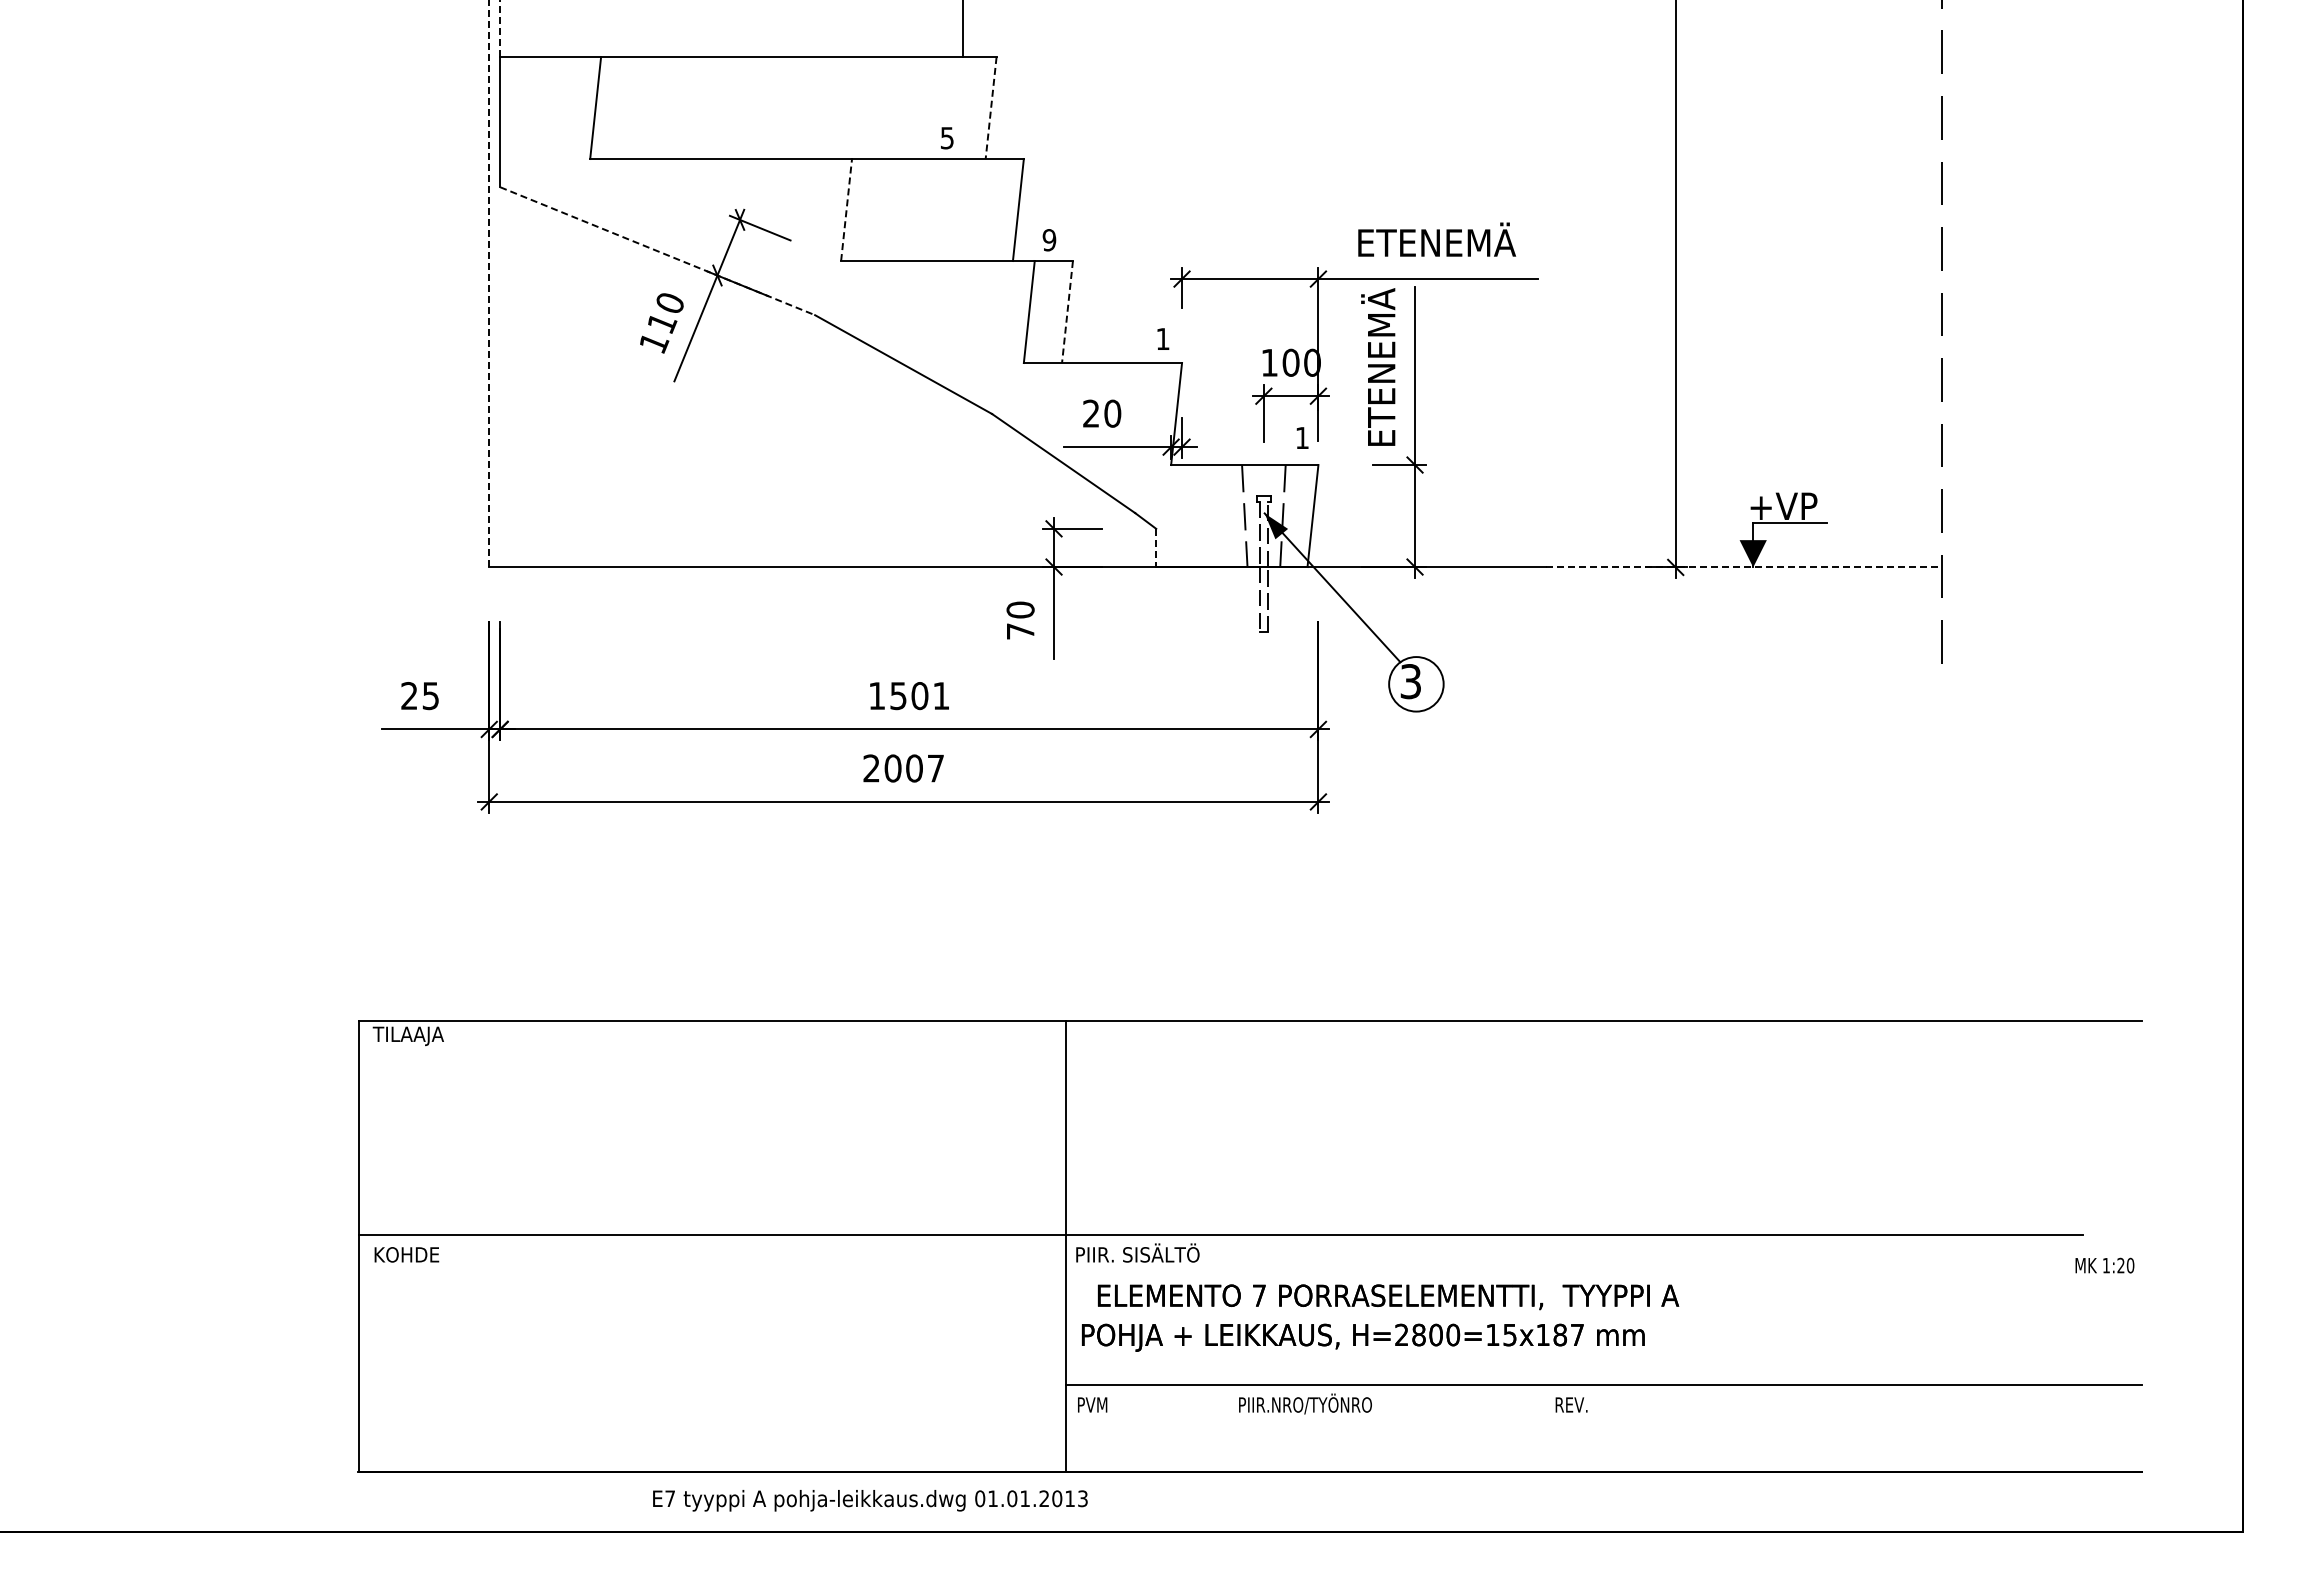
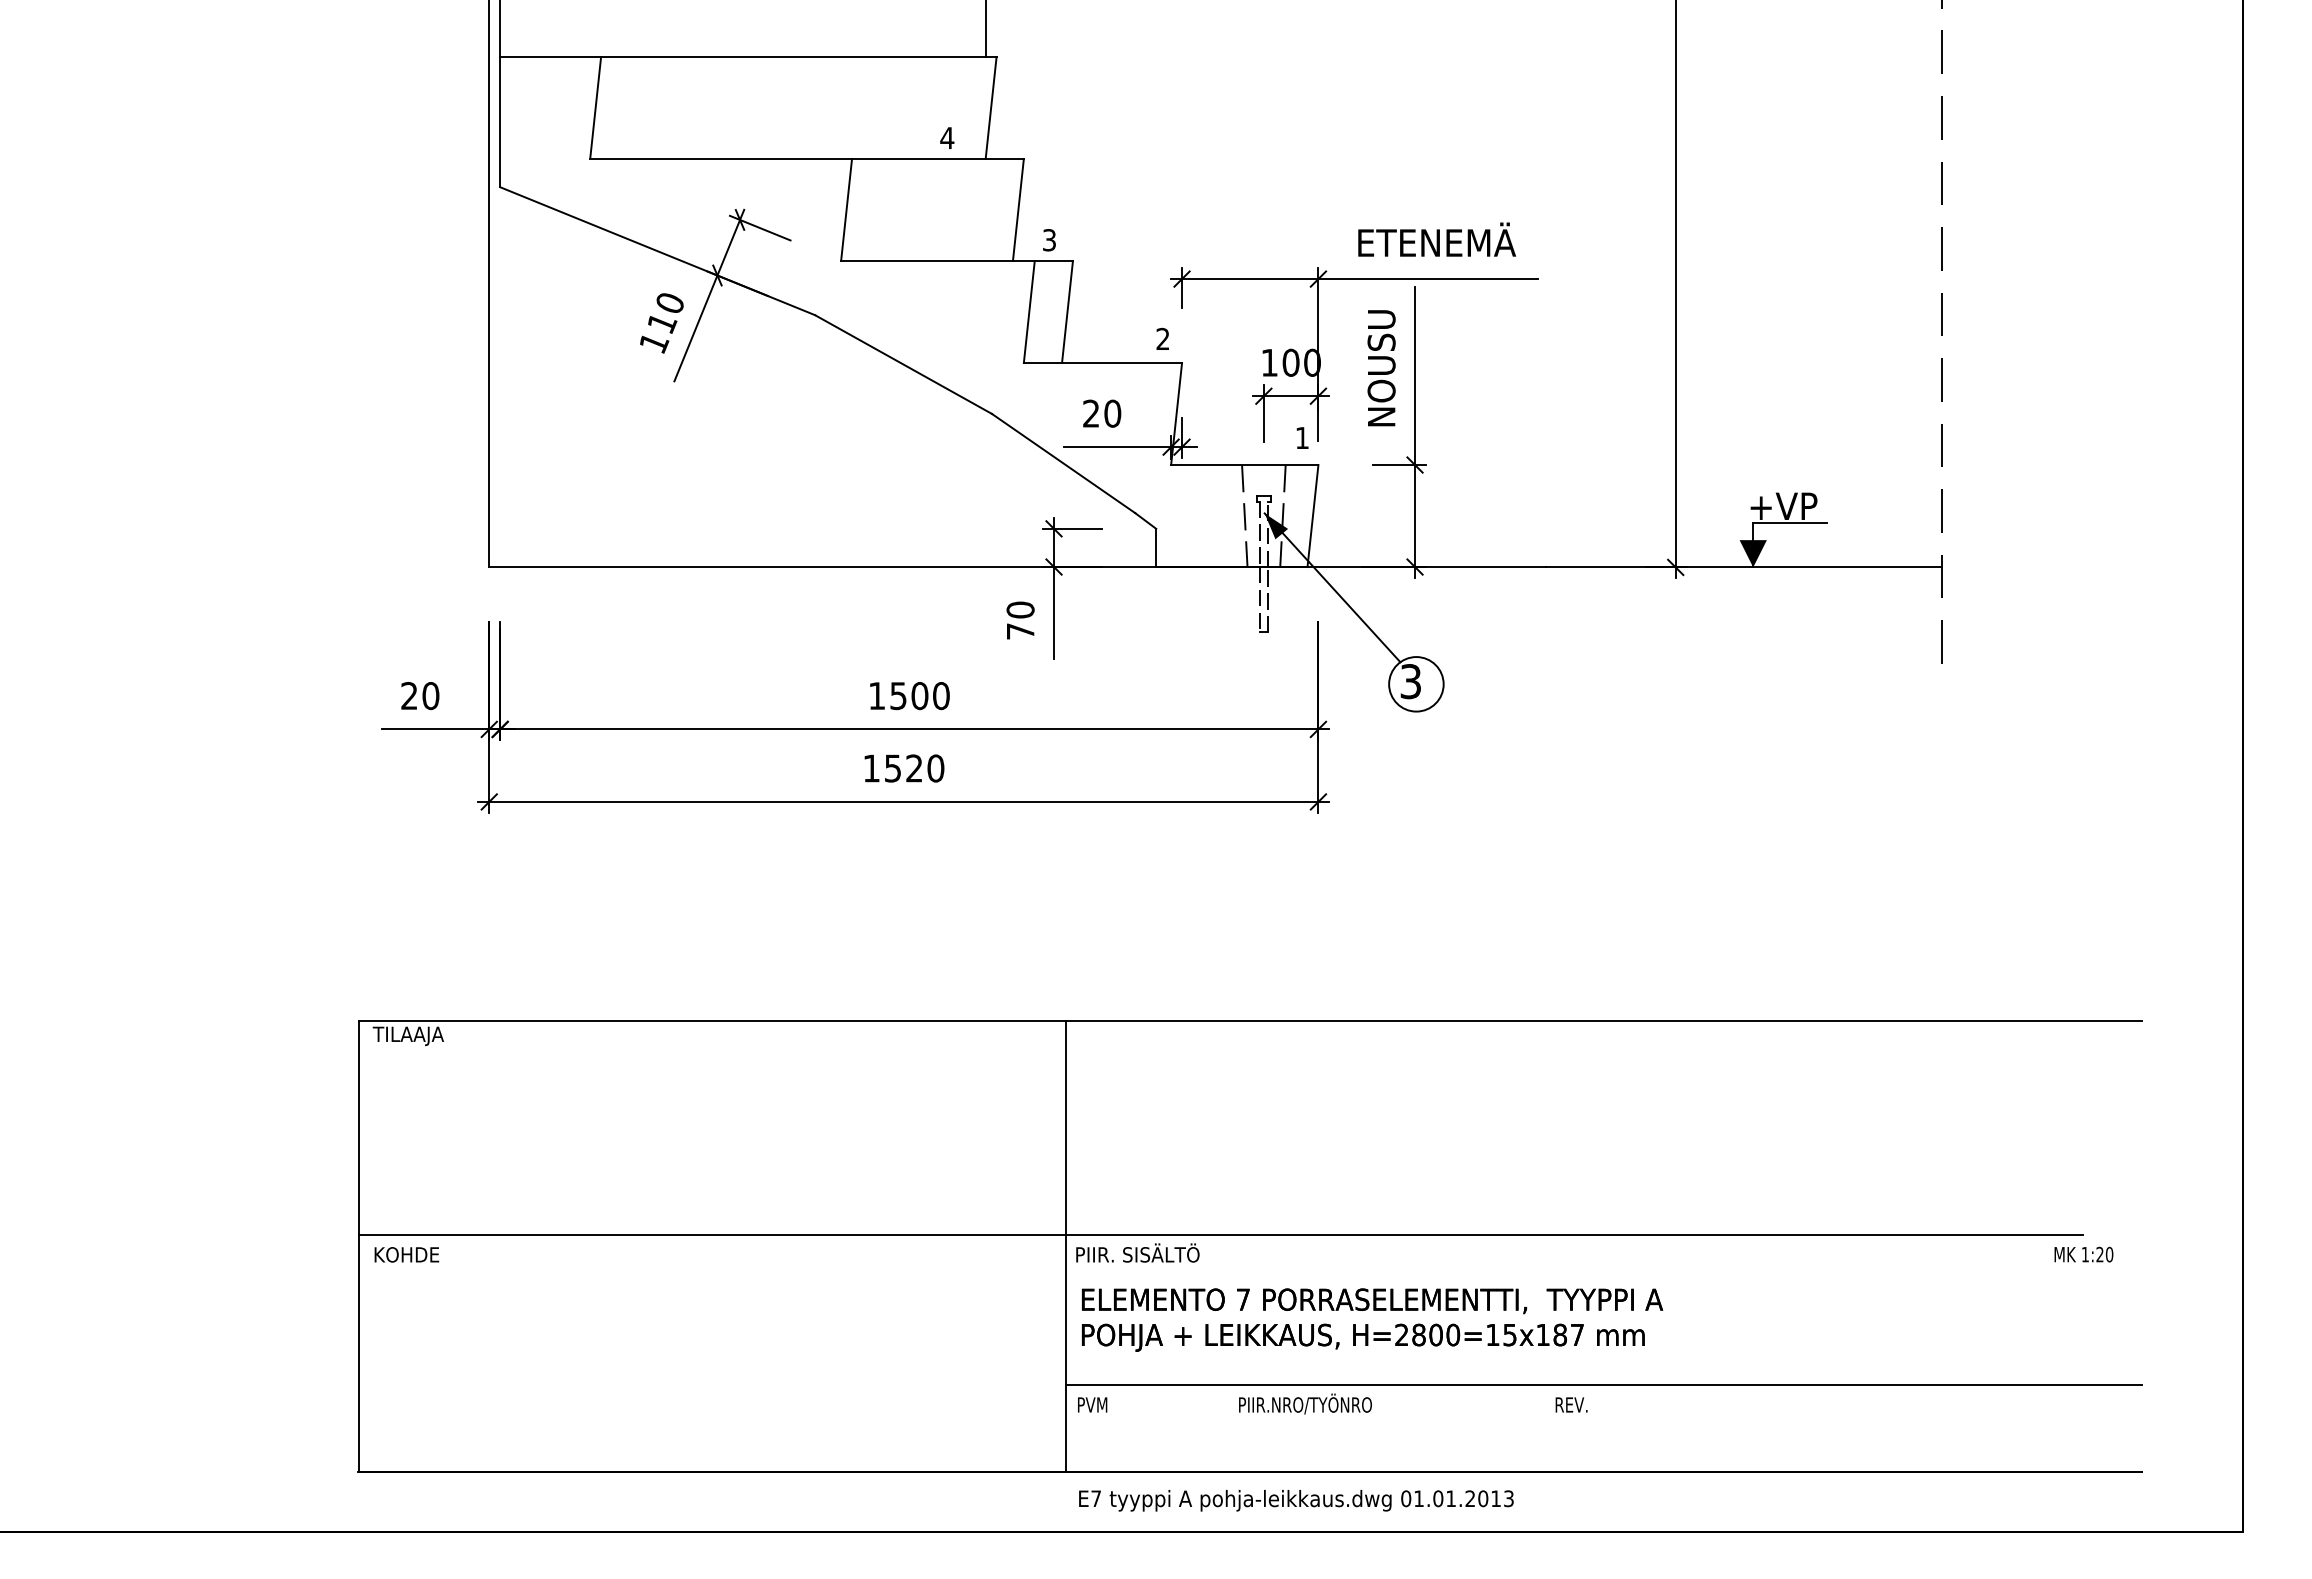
line: dashed -> solid (500, 28)
line position: (962, 29) -> (985, 29) (985, 29)
line: dashed -> solid (991, 108)
text: 5 -> 4 (947, 138)
line: dashed -> solid (846, 209)
text: 9 -> 3 (1049, 240)
line: dashed -> solid (657, 251)
line: dashed -> solid (489, 283)
line: dashed -> solid (1067, 312)
text: 1 -> 2 (1162, 338)
text: ETENEMÄ -> NOUSU (1378, 366)
line: dashed -> solid (1156, 548)
line: dashed -> solid (1744, 567)
text: 25 -> 20 (430, 696)
text: 1501 -> 1500 (941, 696)
text: 2007 -> 1520 (903, 768)
text position: (2104, 1265) -> (2083, 1254) (2083, 1254)
text position: (1388, 1297) -> (1372, 1301) (1372, 1301)
text position: (870, 1500) -> (1296, 1500) (1296, 1500)
